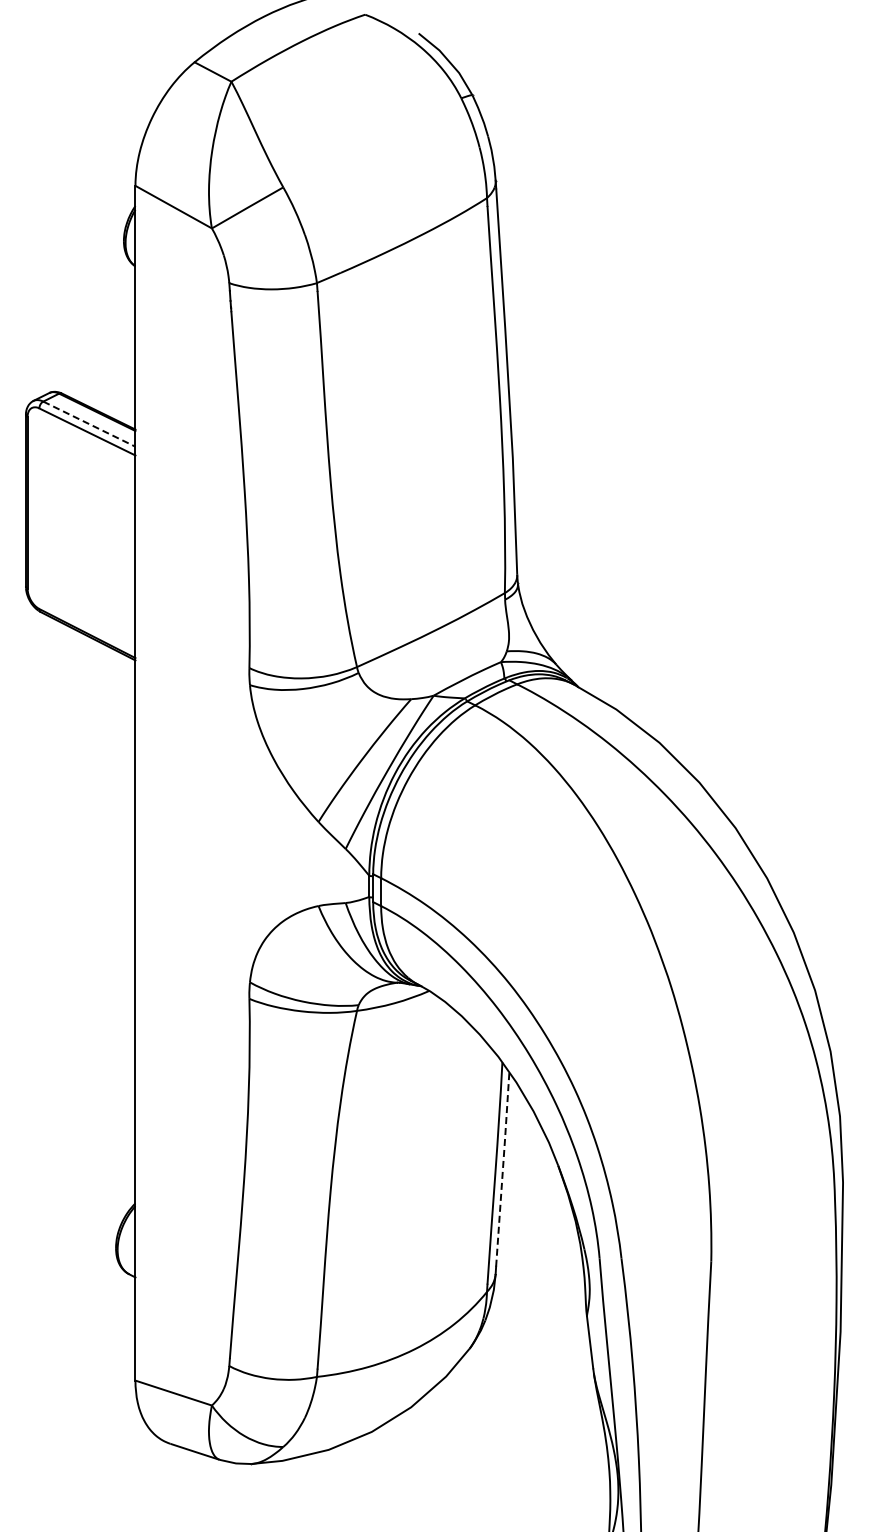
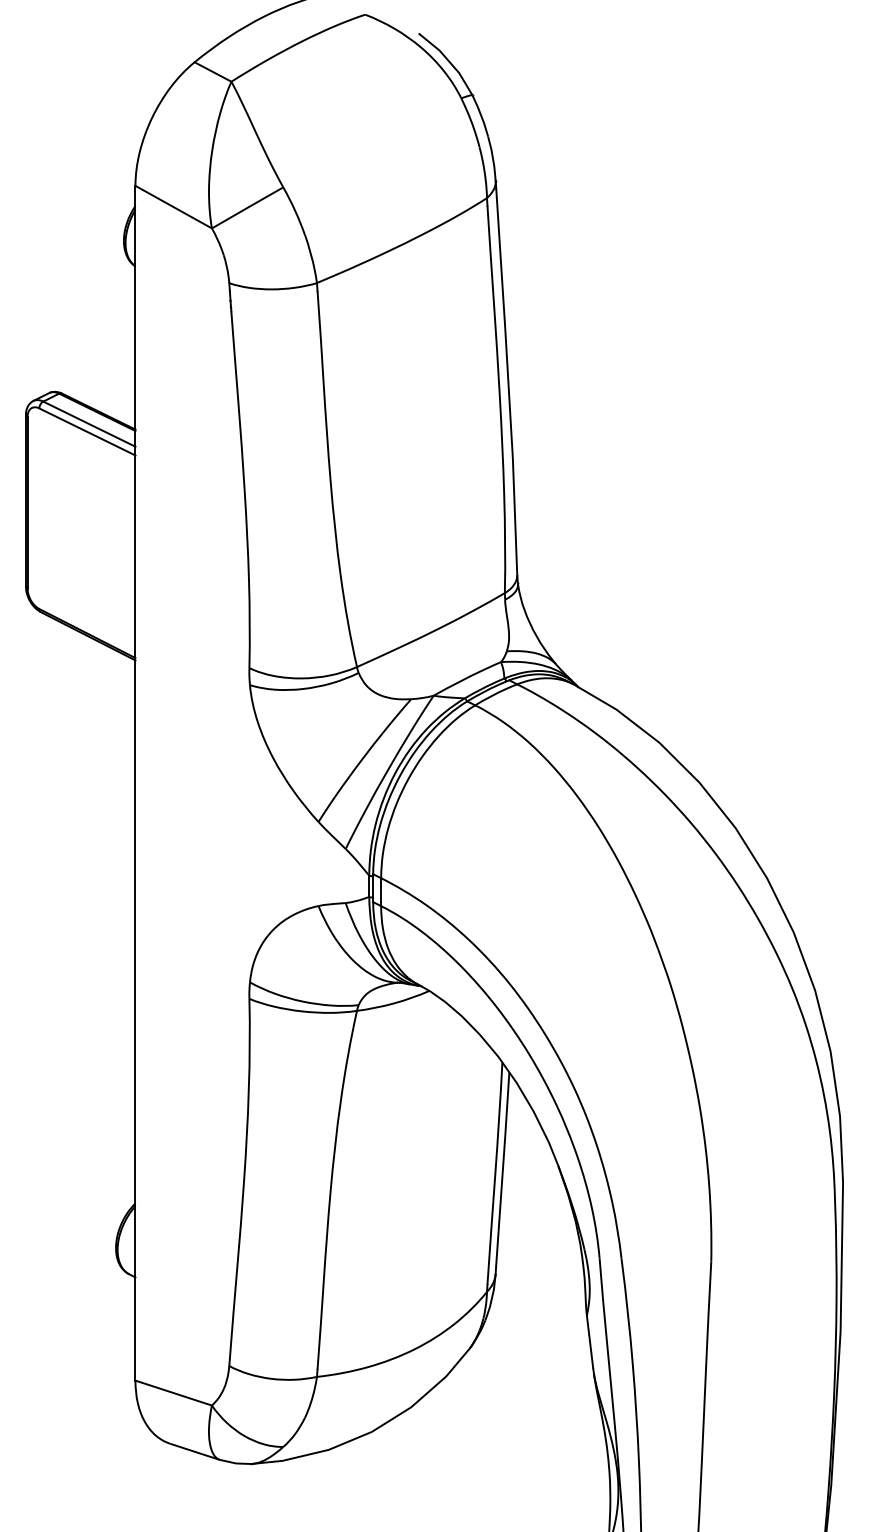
line: dashed -> solid (89, 424)
line: dashed -> solid (502, 1168)
